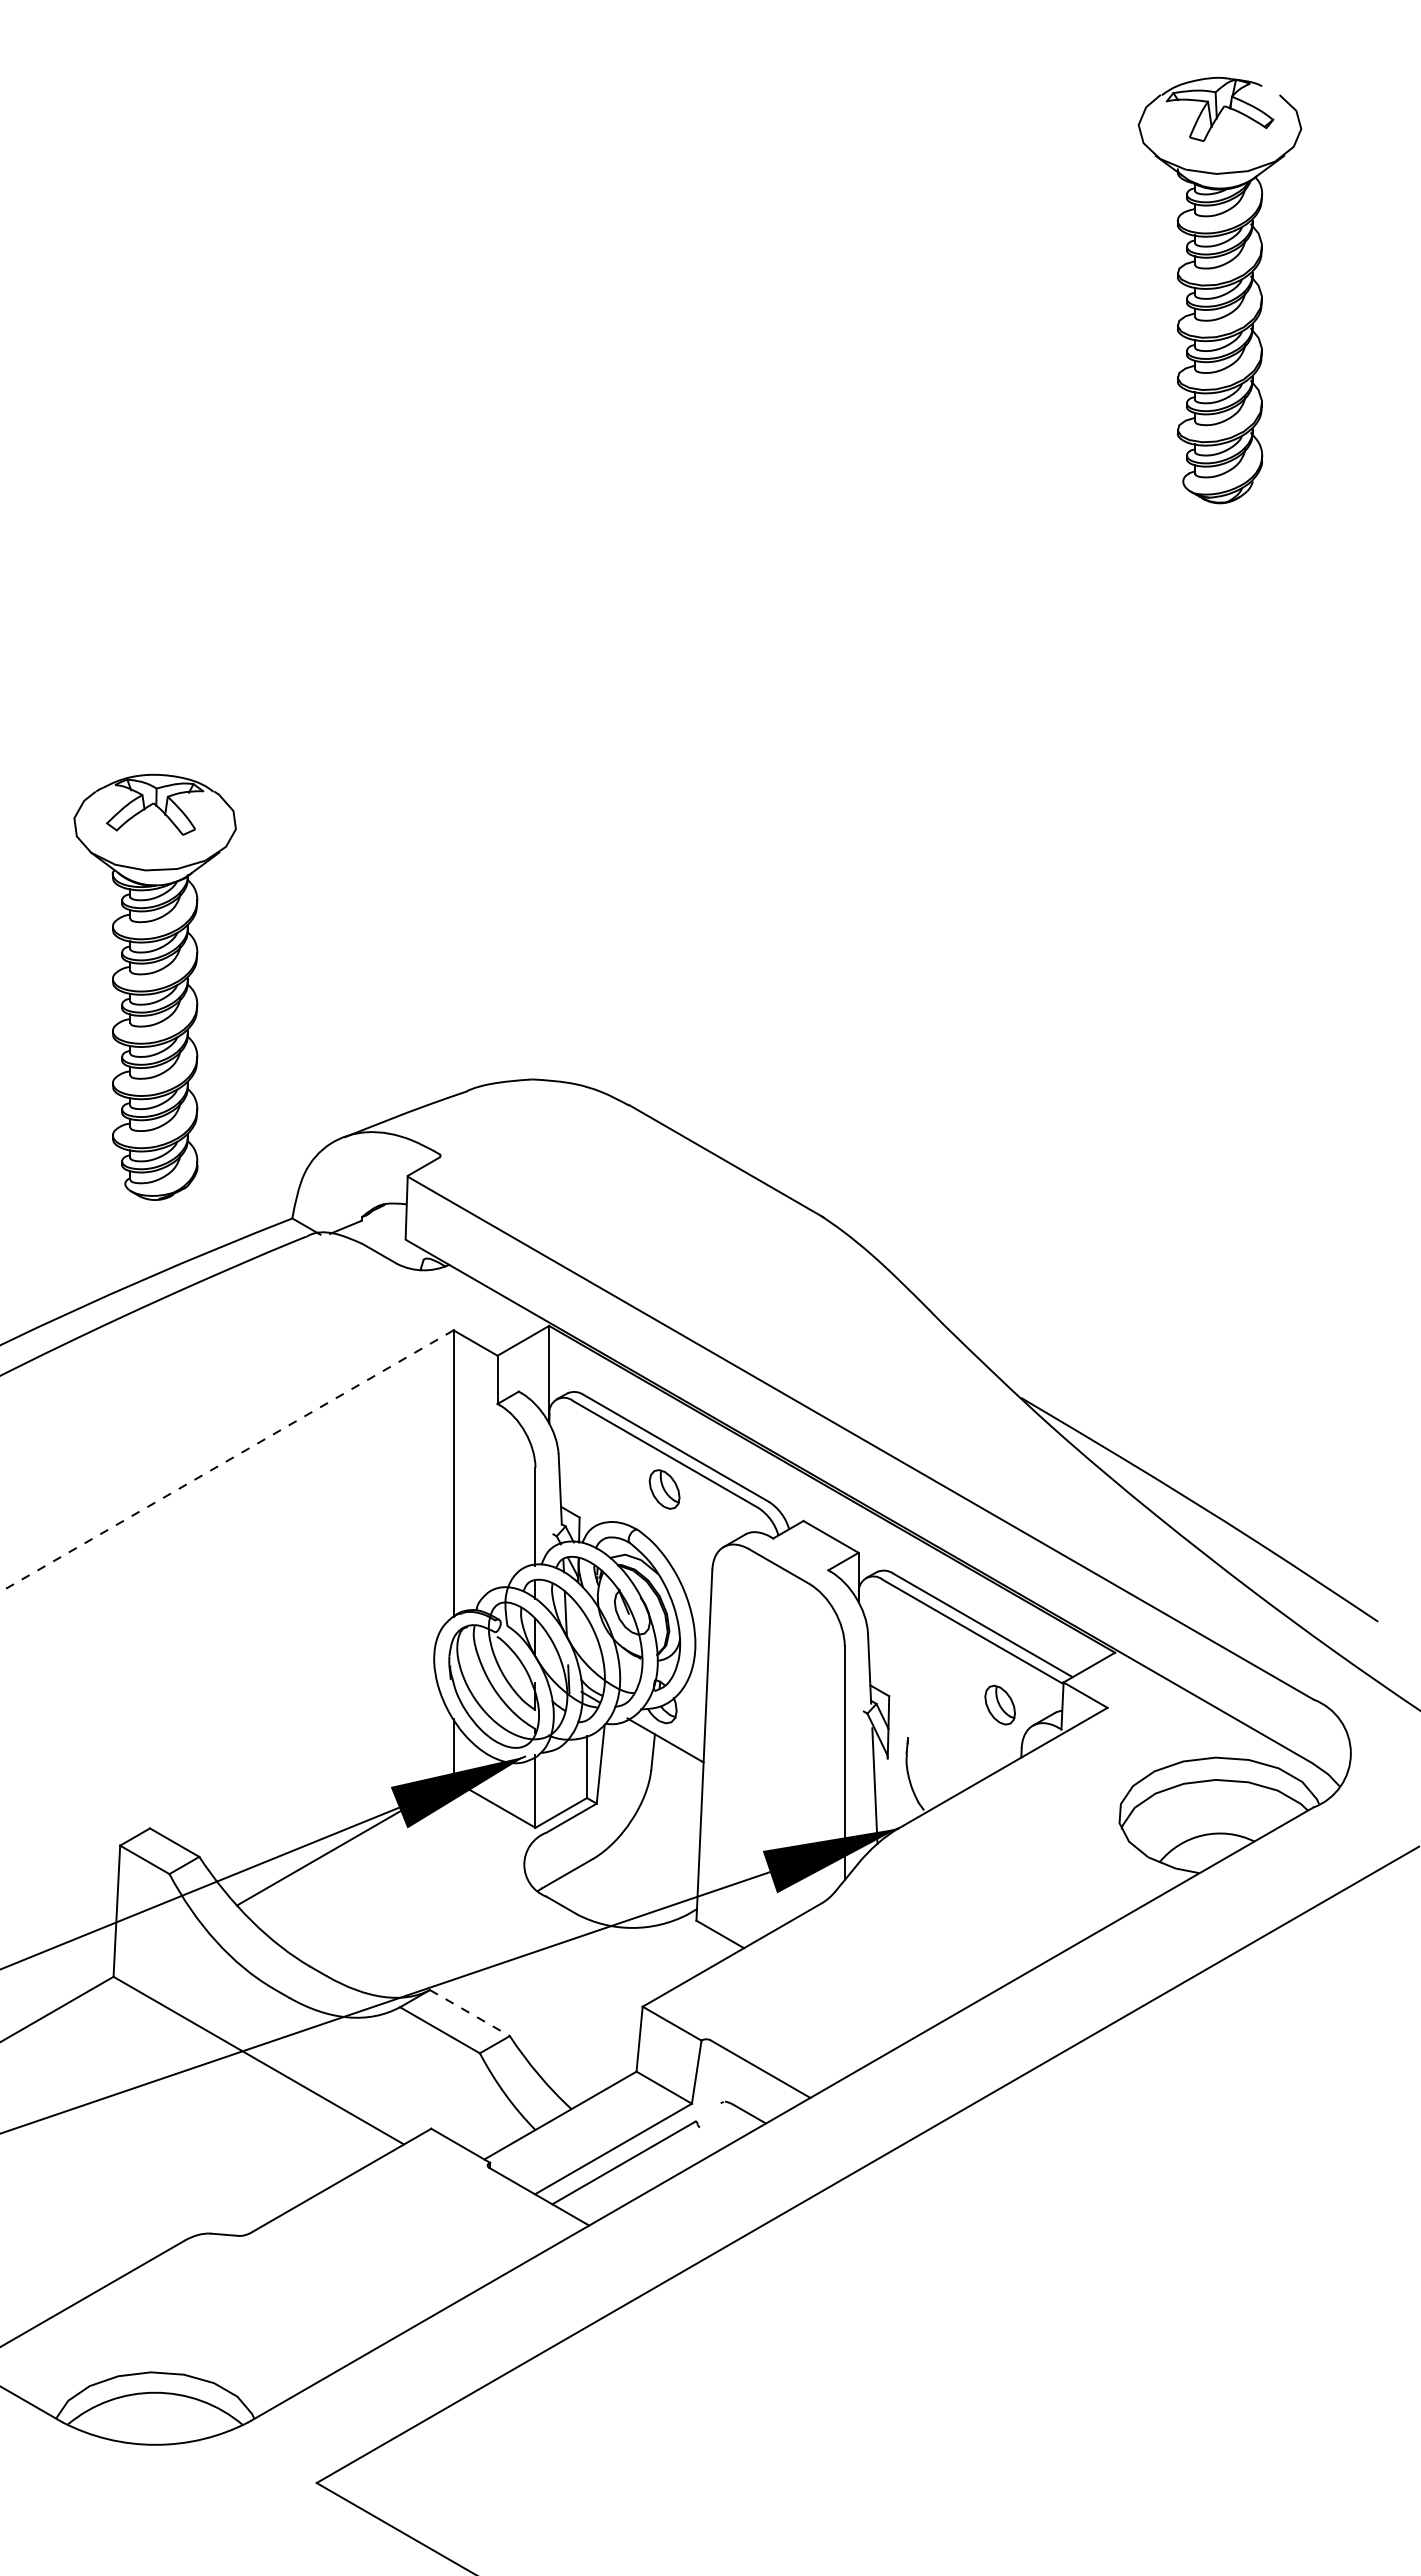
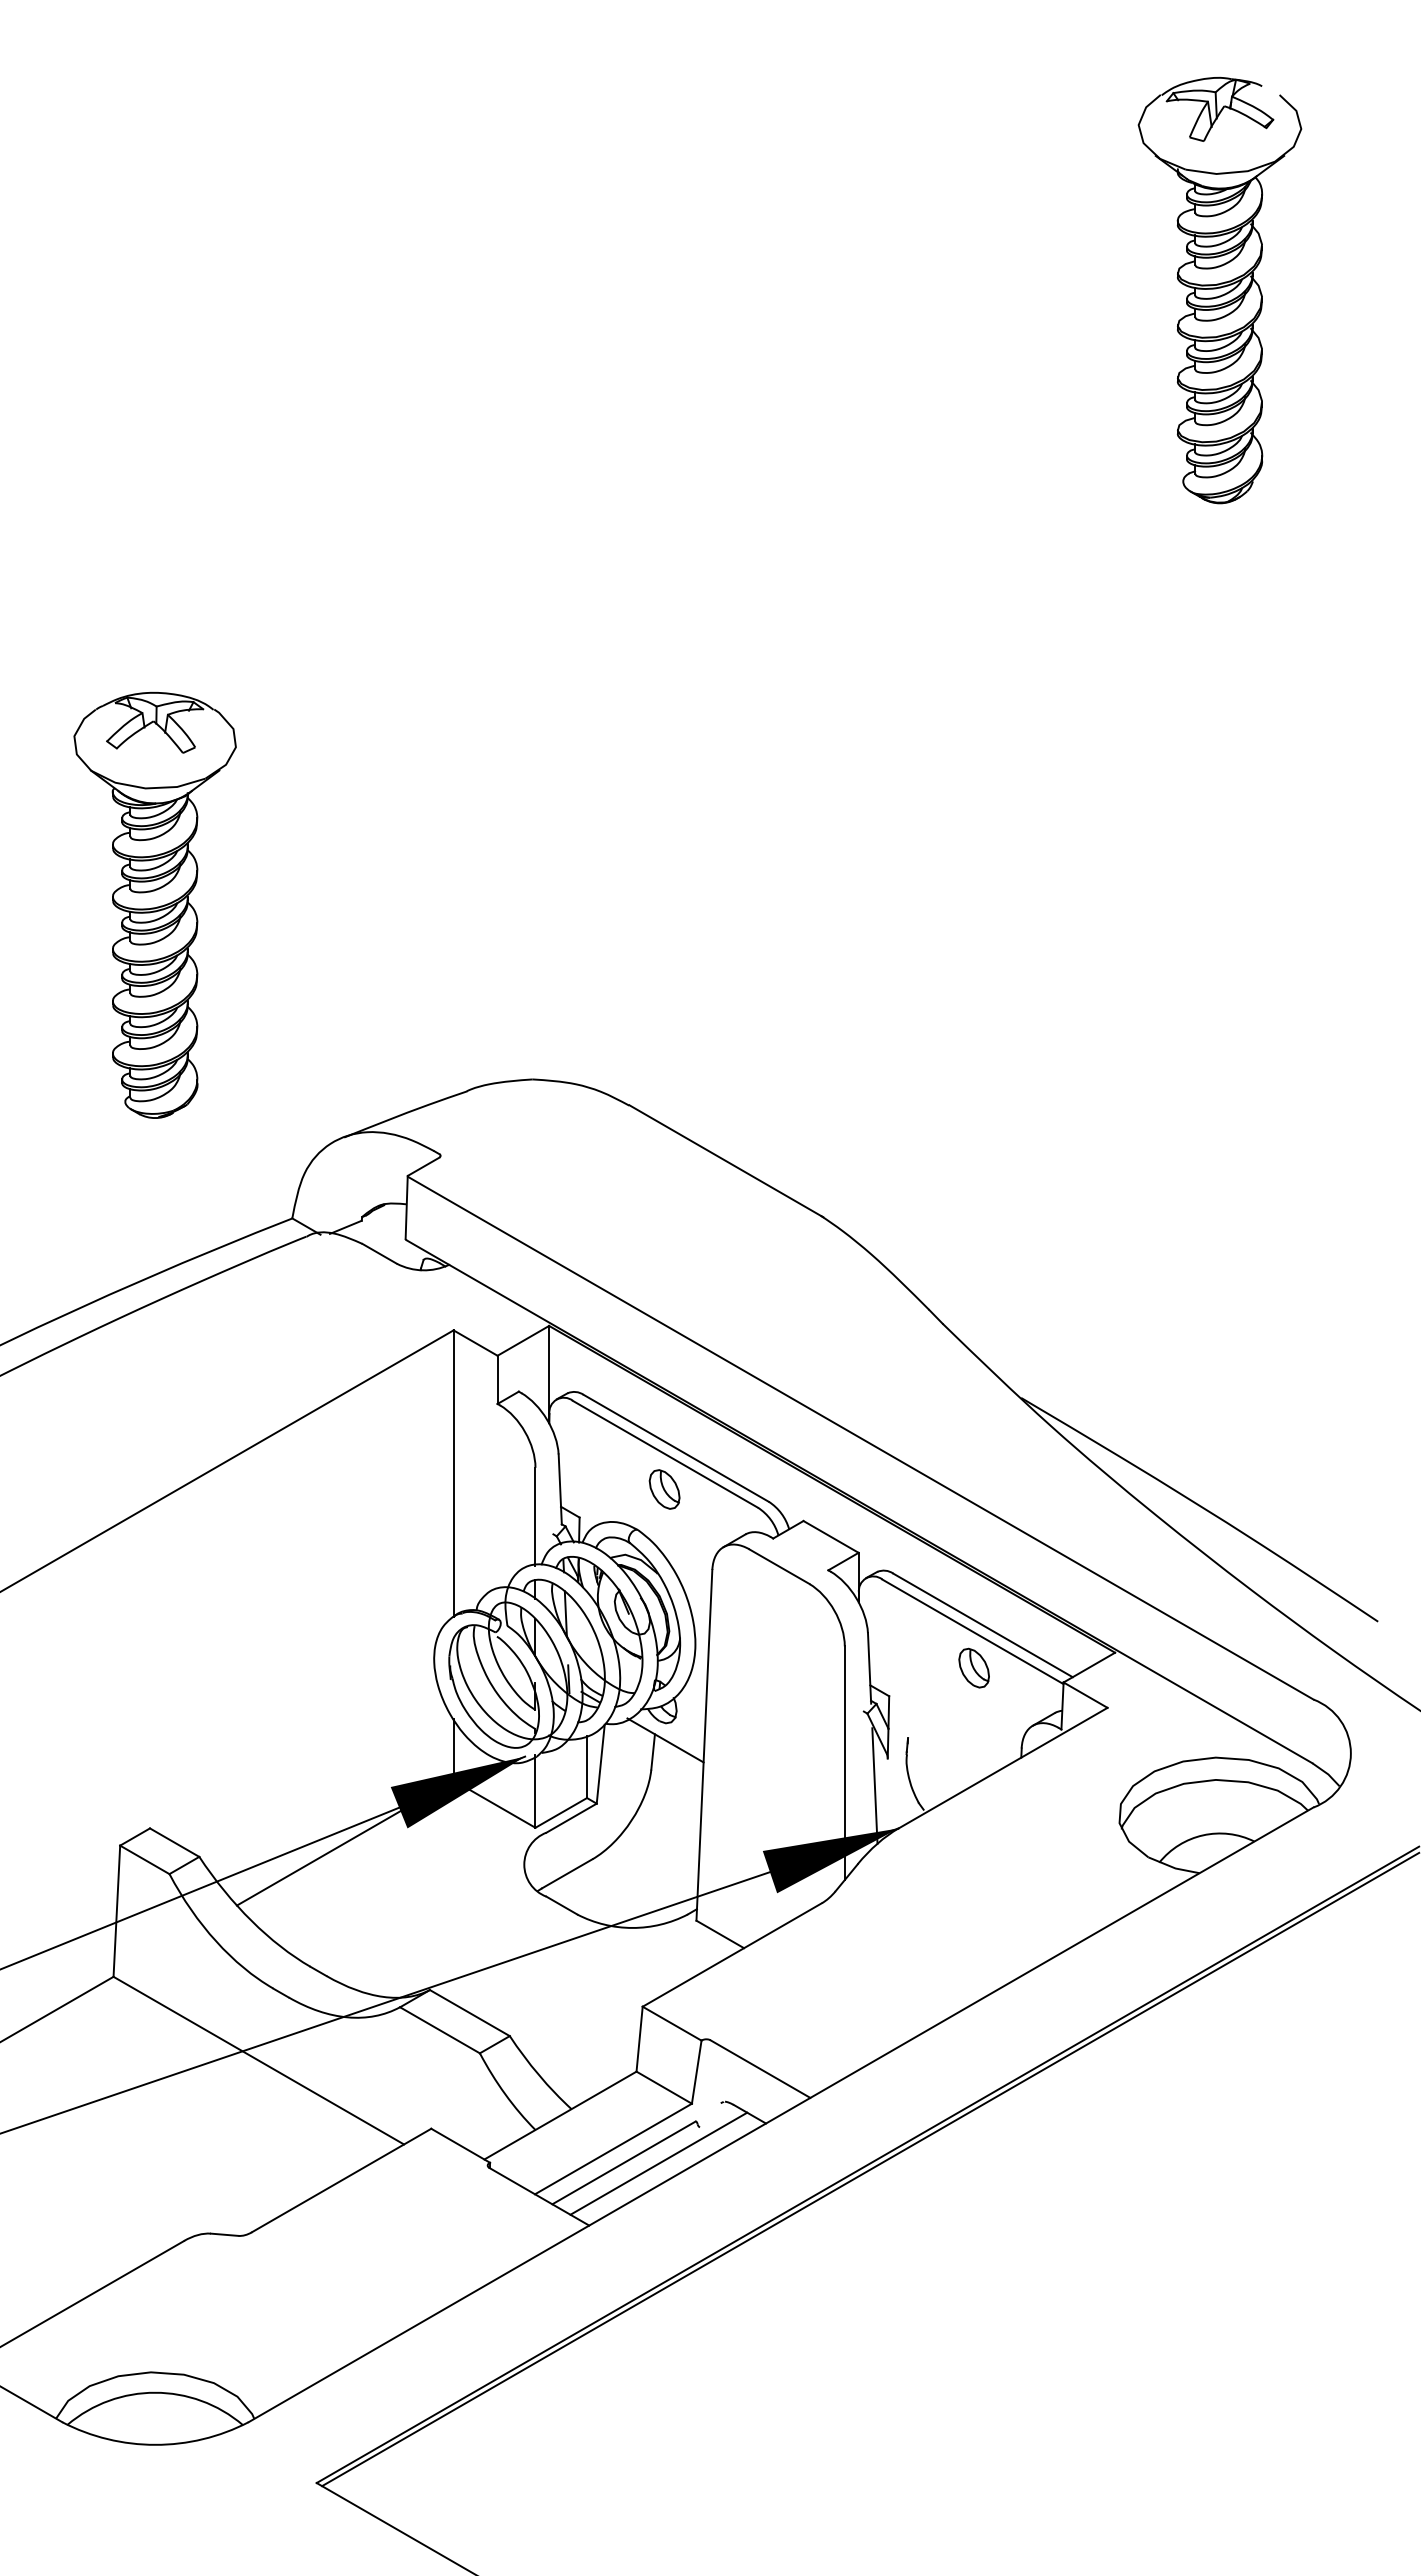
part position: (154, 986) -> (154, 904) (154, 904)
line: dashed -> solid (226, 1461)
part position: (999, 1704) -> (973, 1667) (973, 1667)
line: dashed -> solid (470, 2013)
line: none -> present (658, 2163)
line: none -> present (869, 2169)
